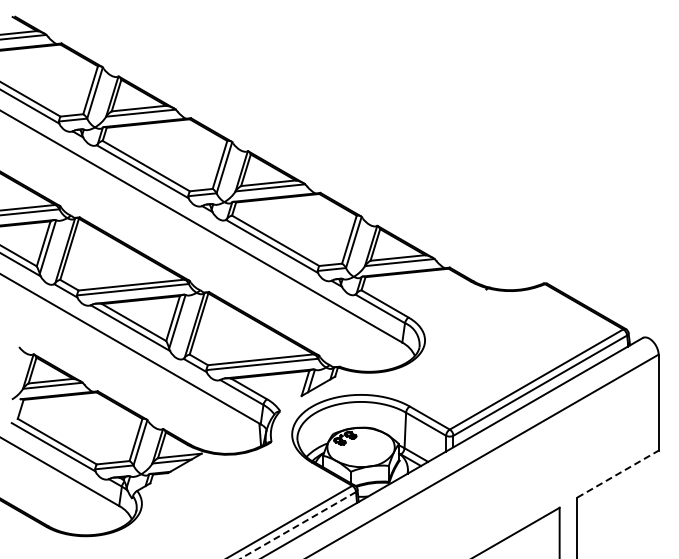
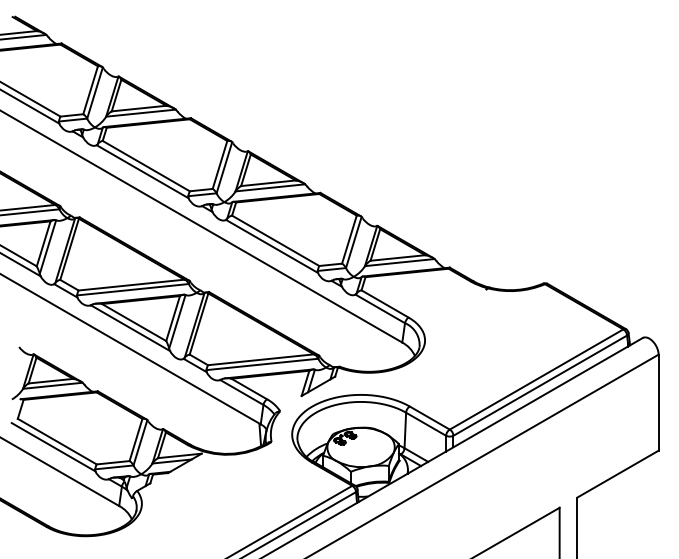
line: dashed -> solid (617, 474)
line: dashed -> solid (298, 525)
